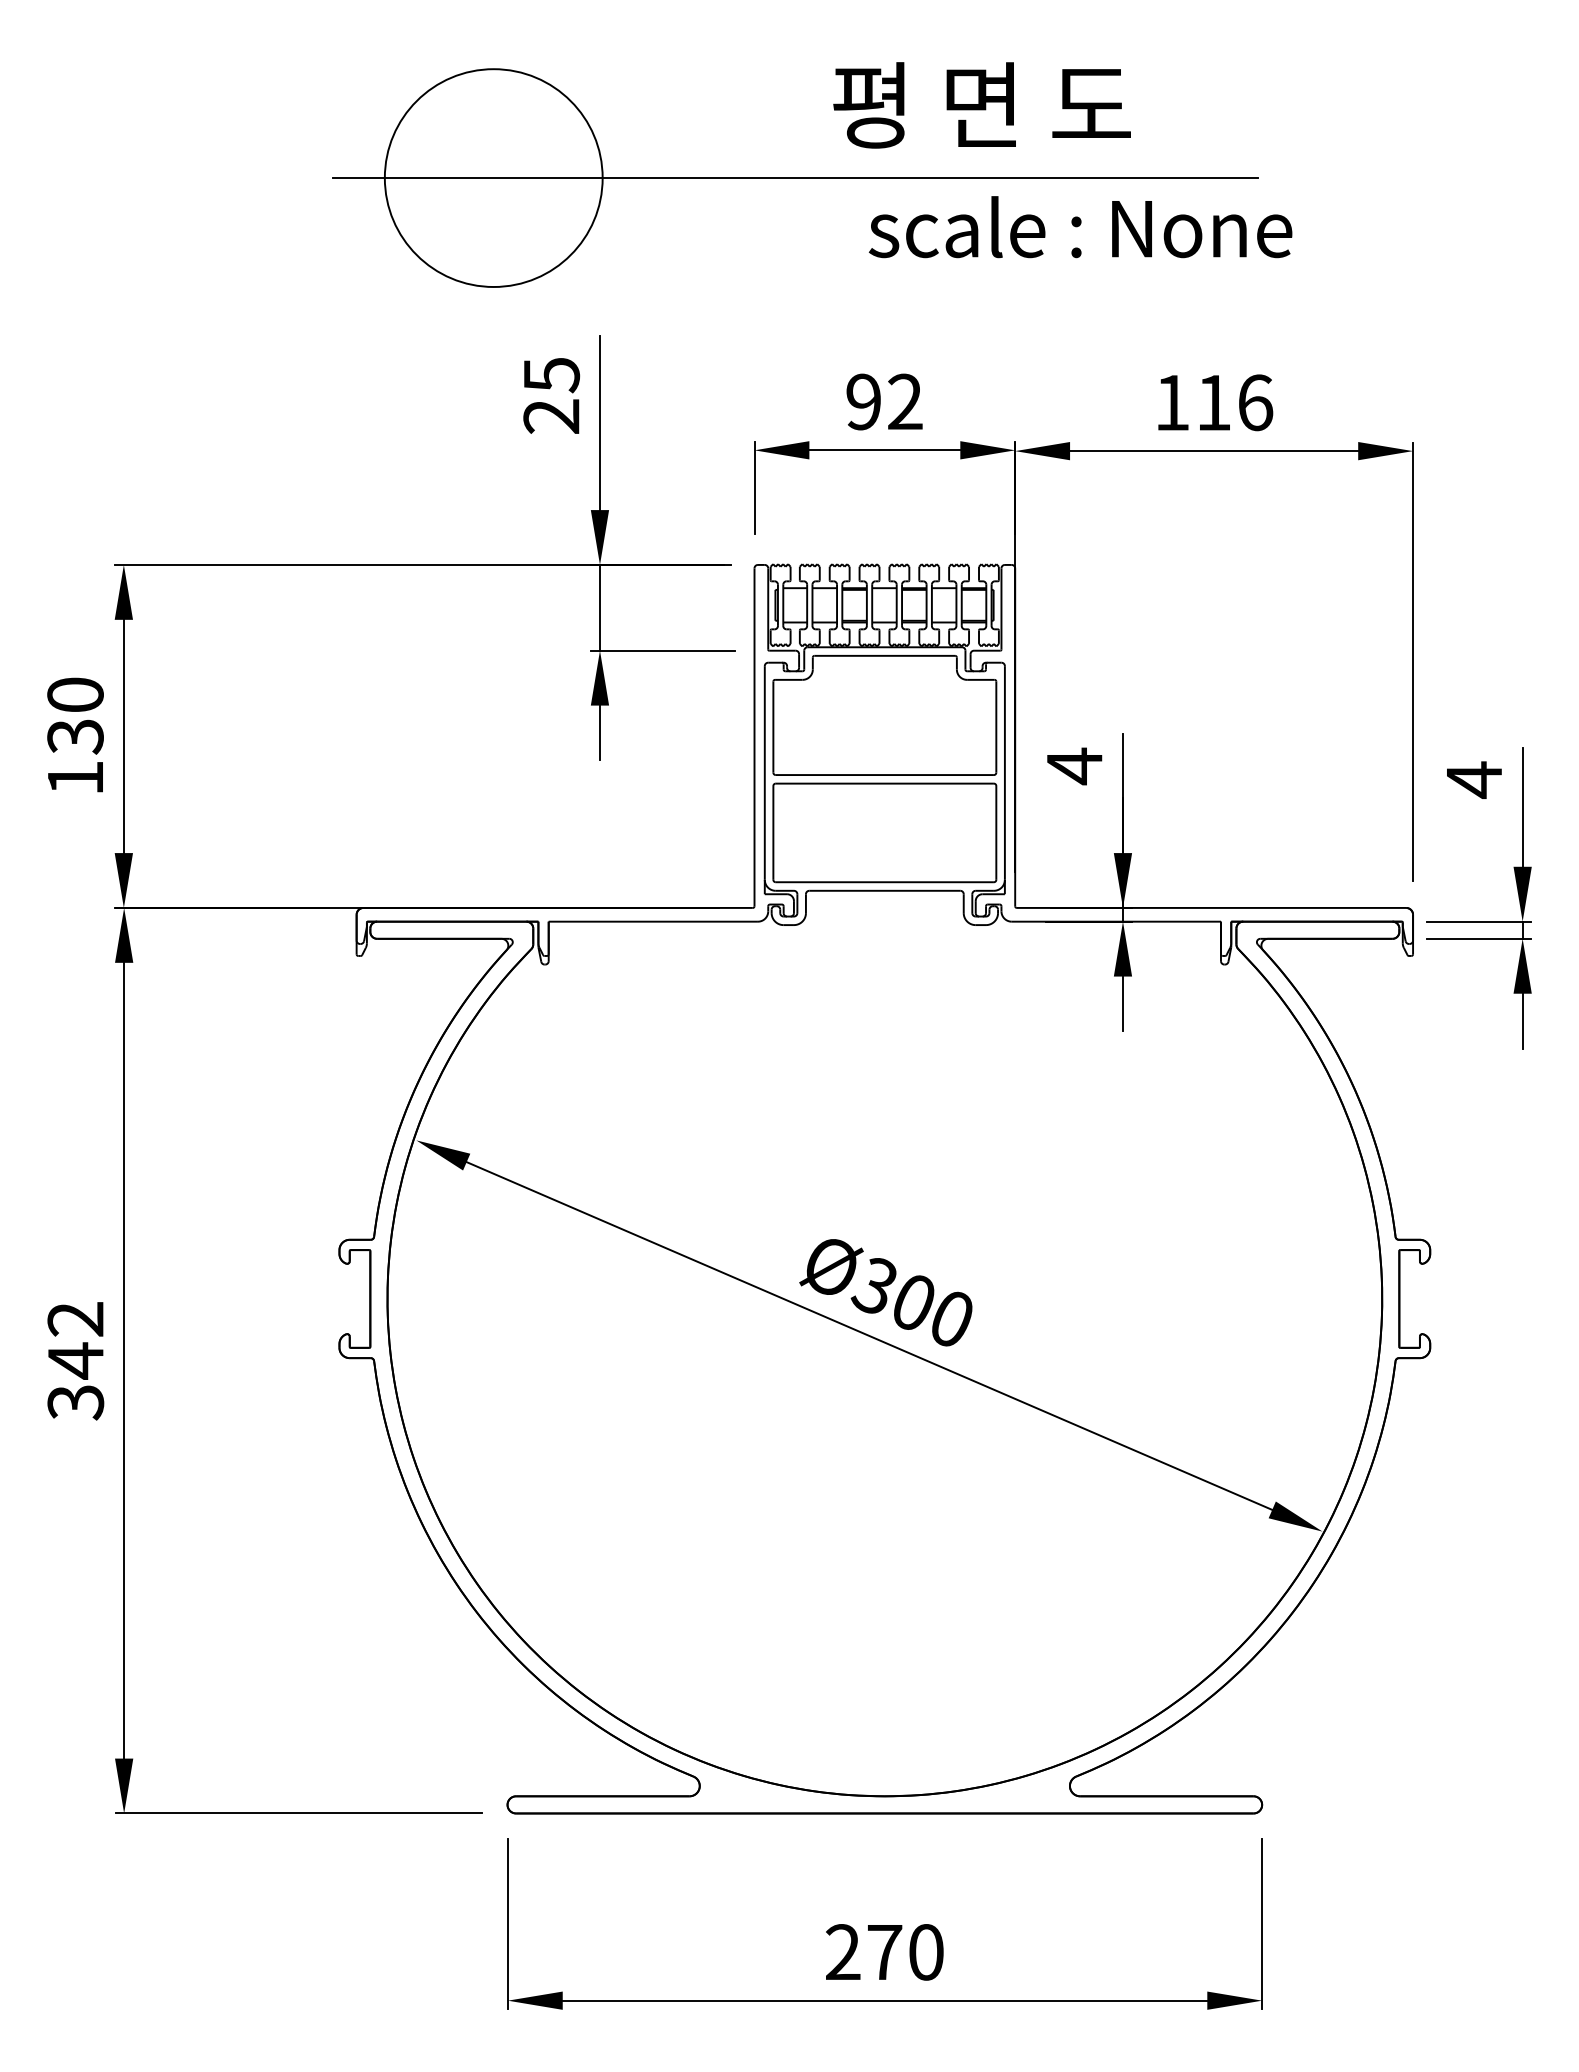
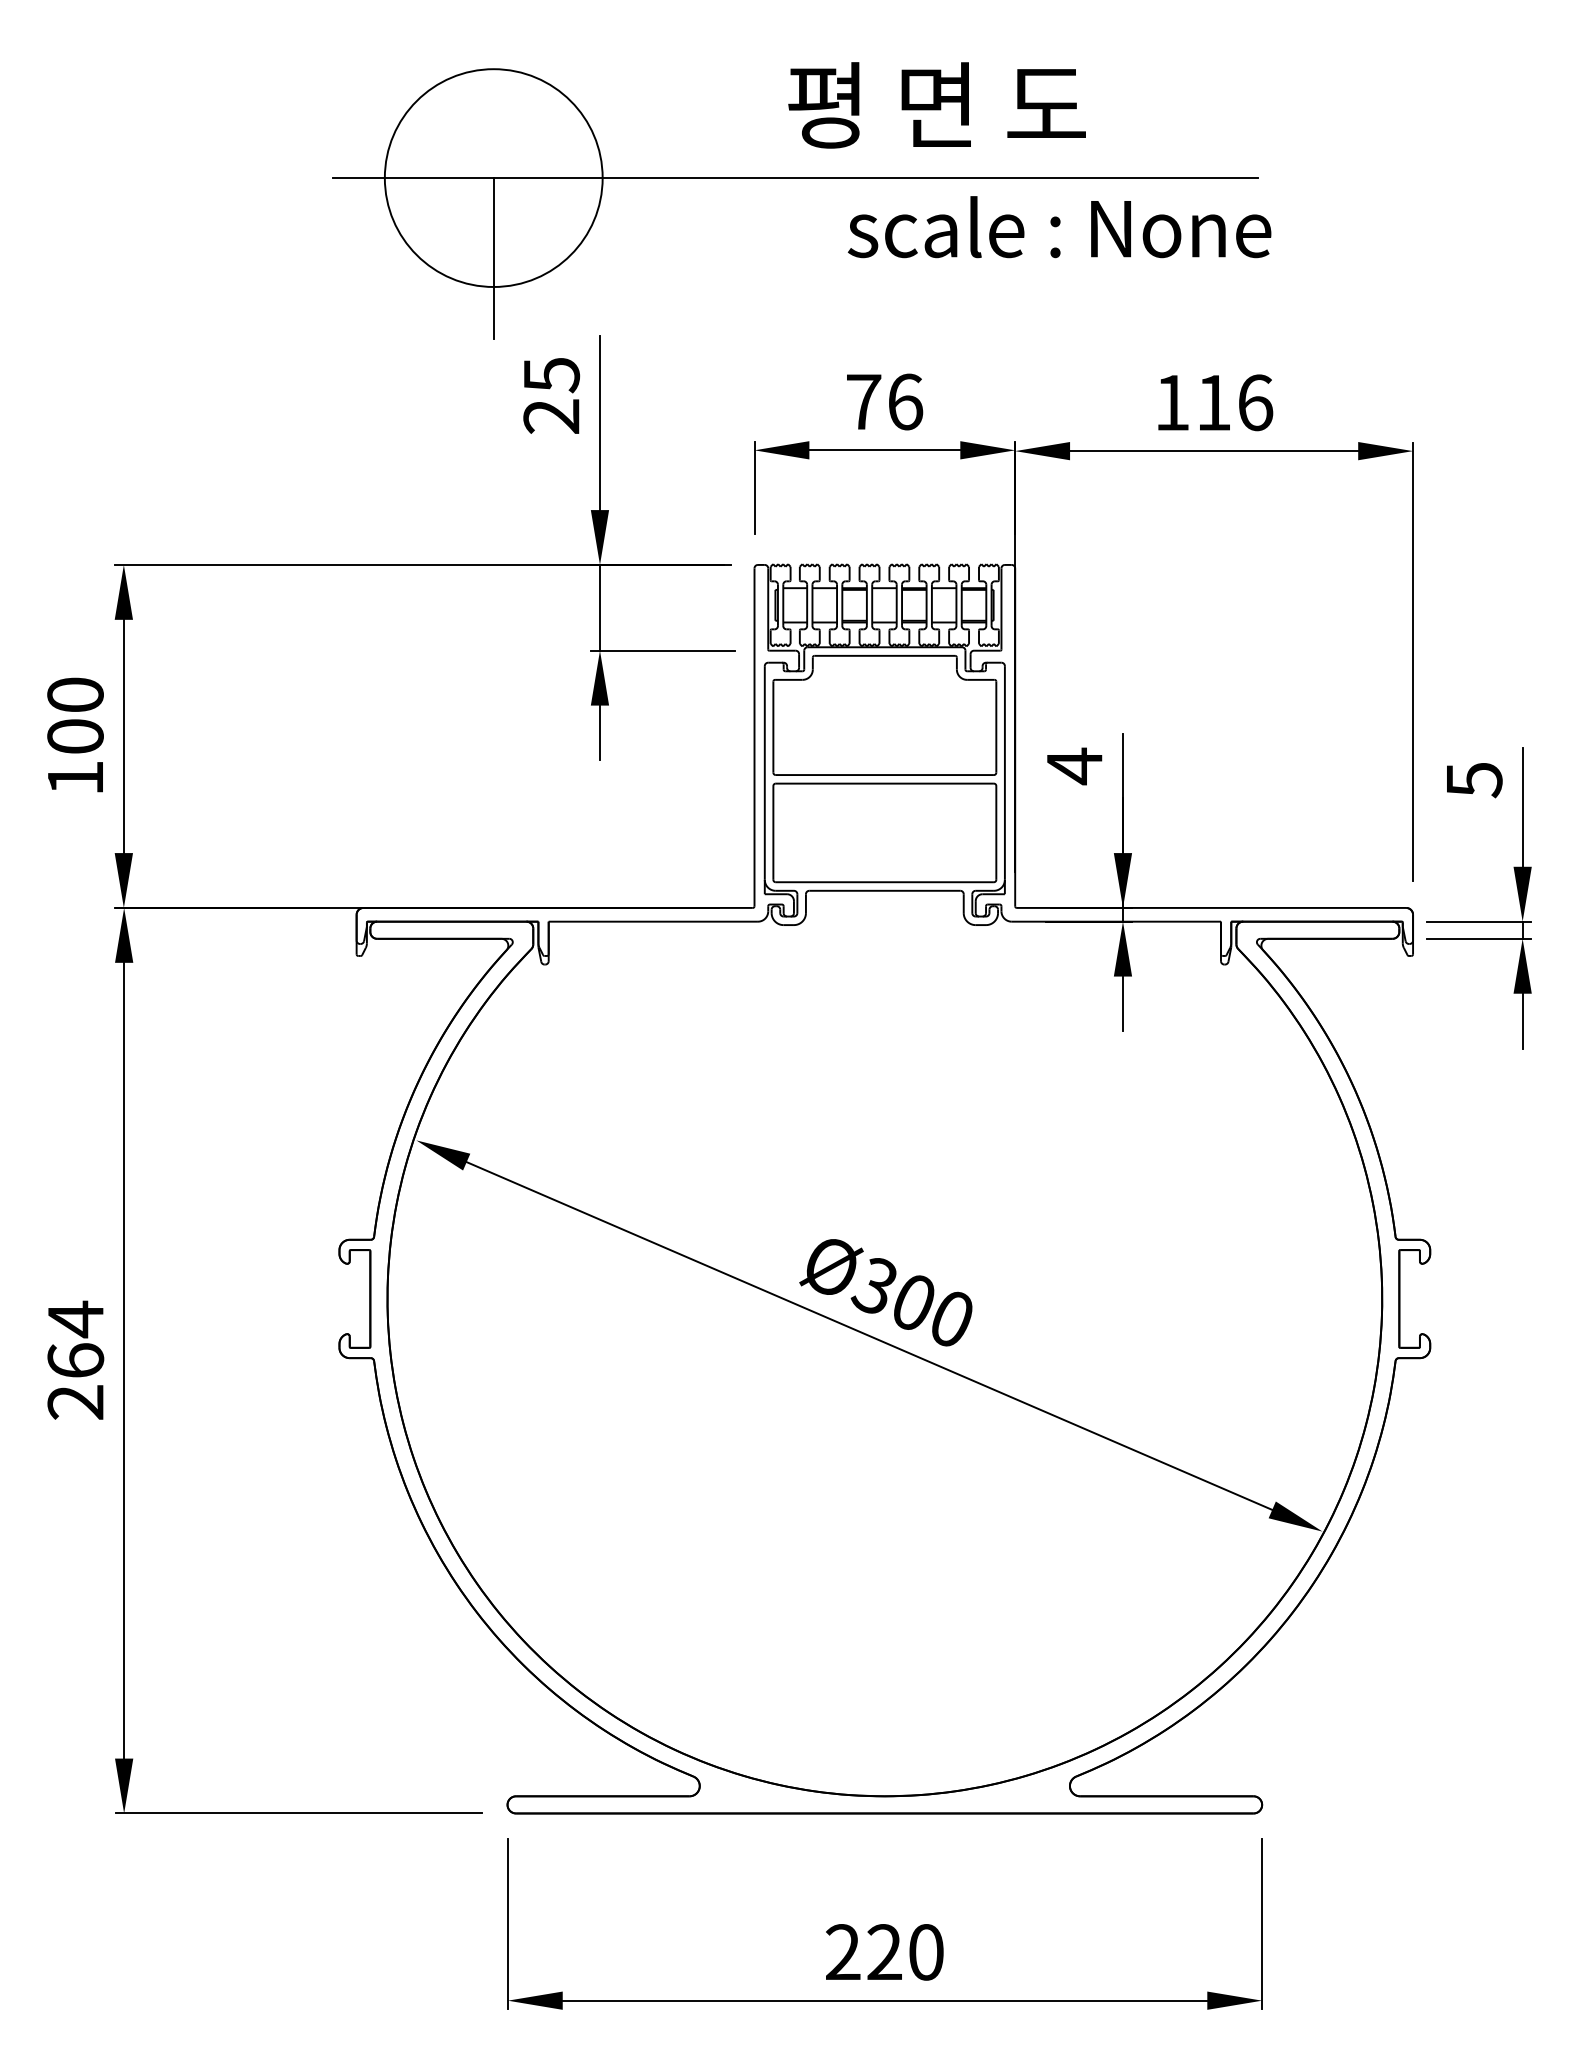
text position: (981, 105) -> (936, 105) (936, 105)
text position: (1080, 227) -> (1059, 227) (1059, 227)
line: none -> present (493, 258)
text: 92 -> 76 (884, 401)
text: 130 -> 100 (75, 736)
text: 4 -> 5 (1474, 779)
text: 342 -> 264 (75, 1360)
text: 270 -> 220 (884, 1951)
